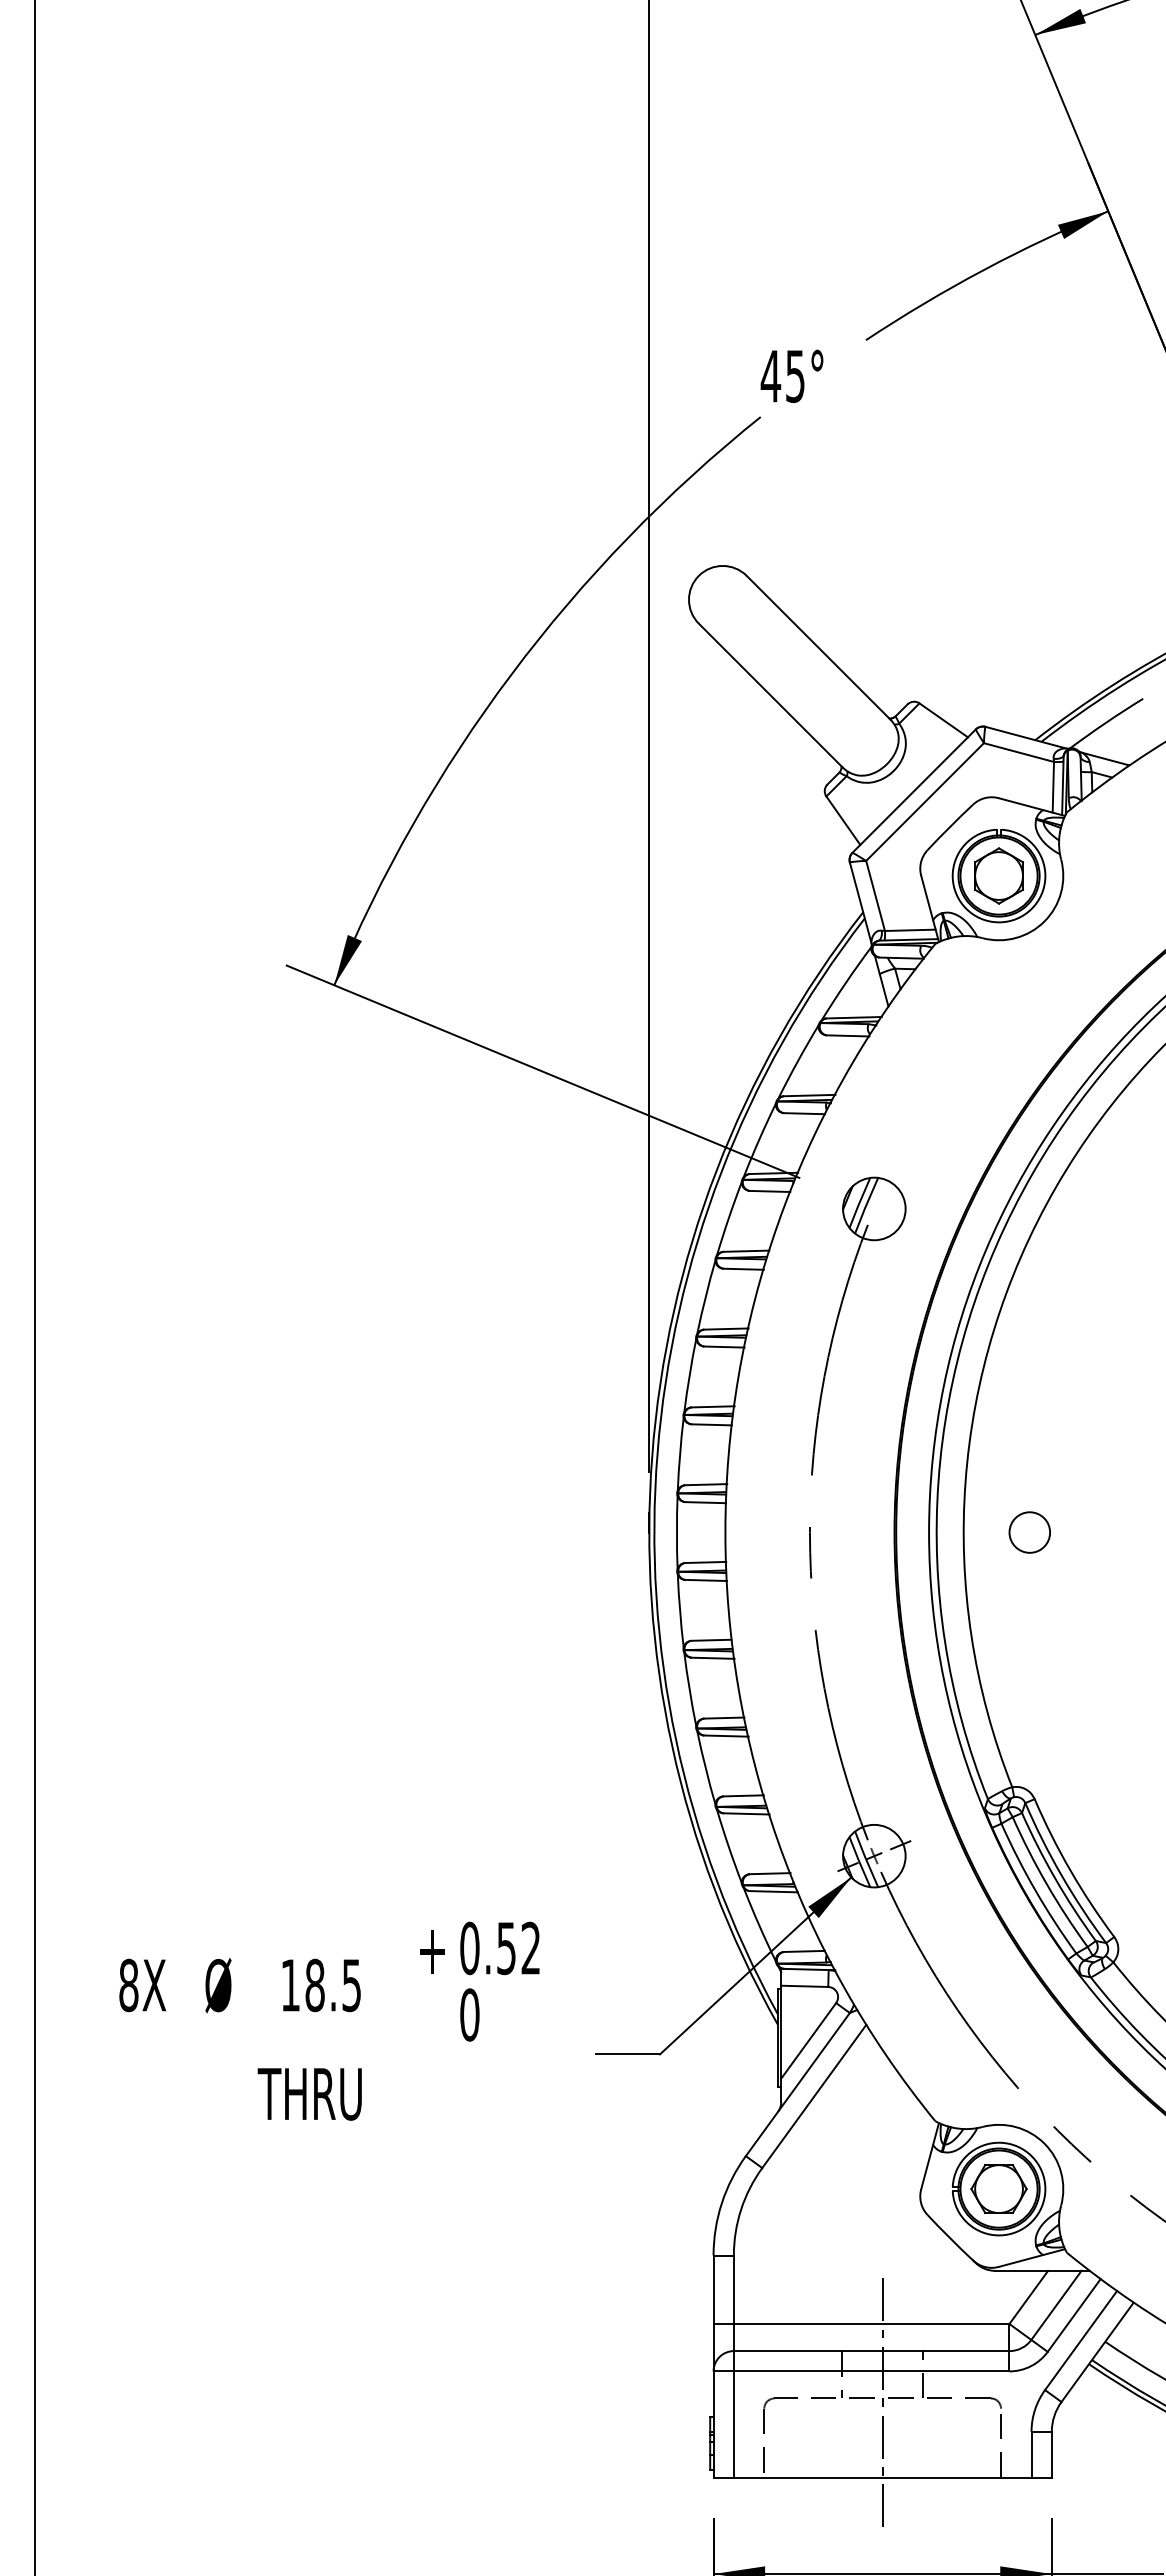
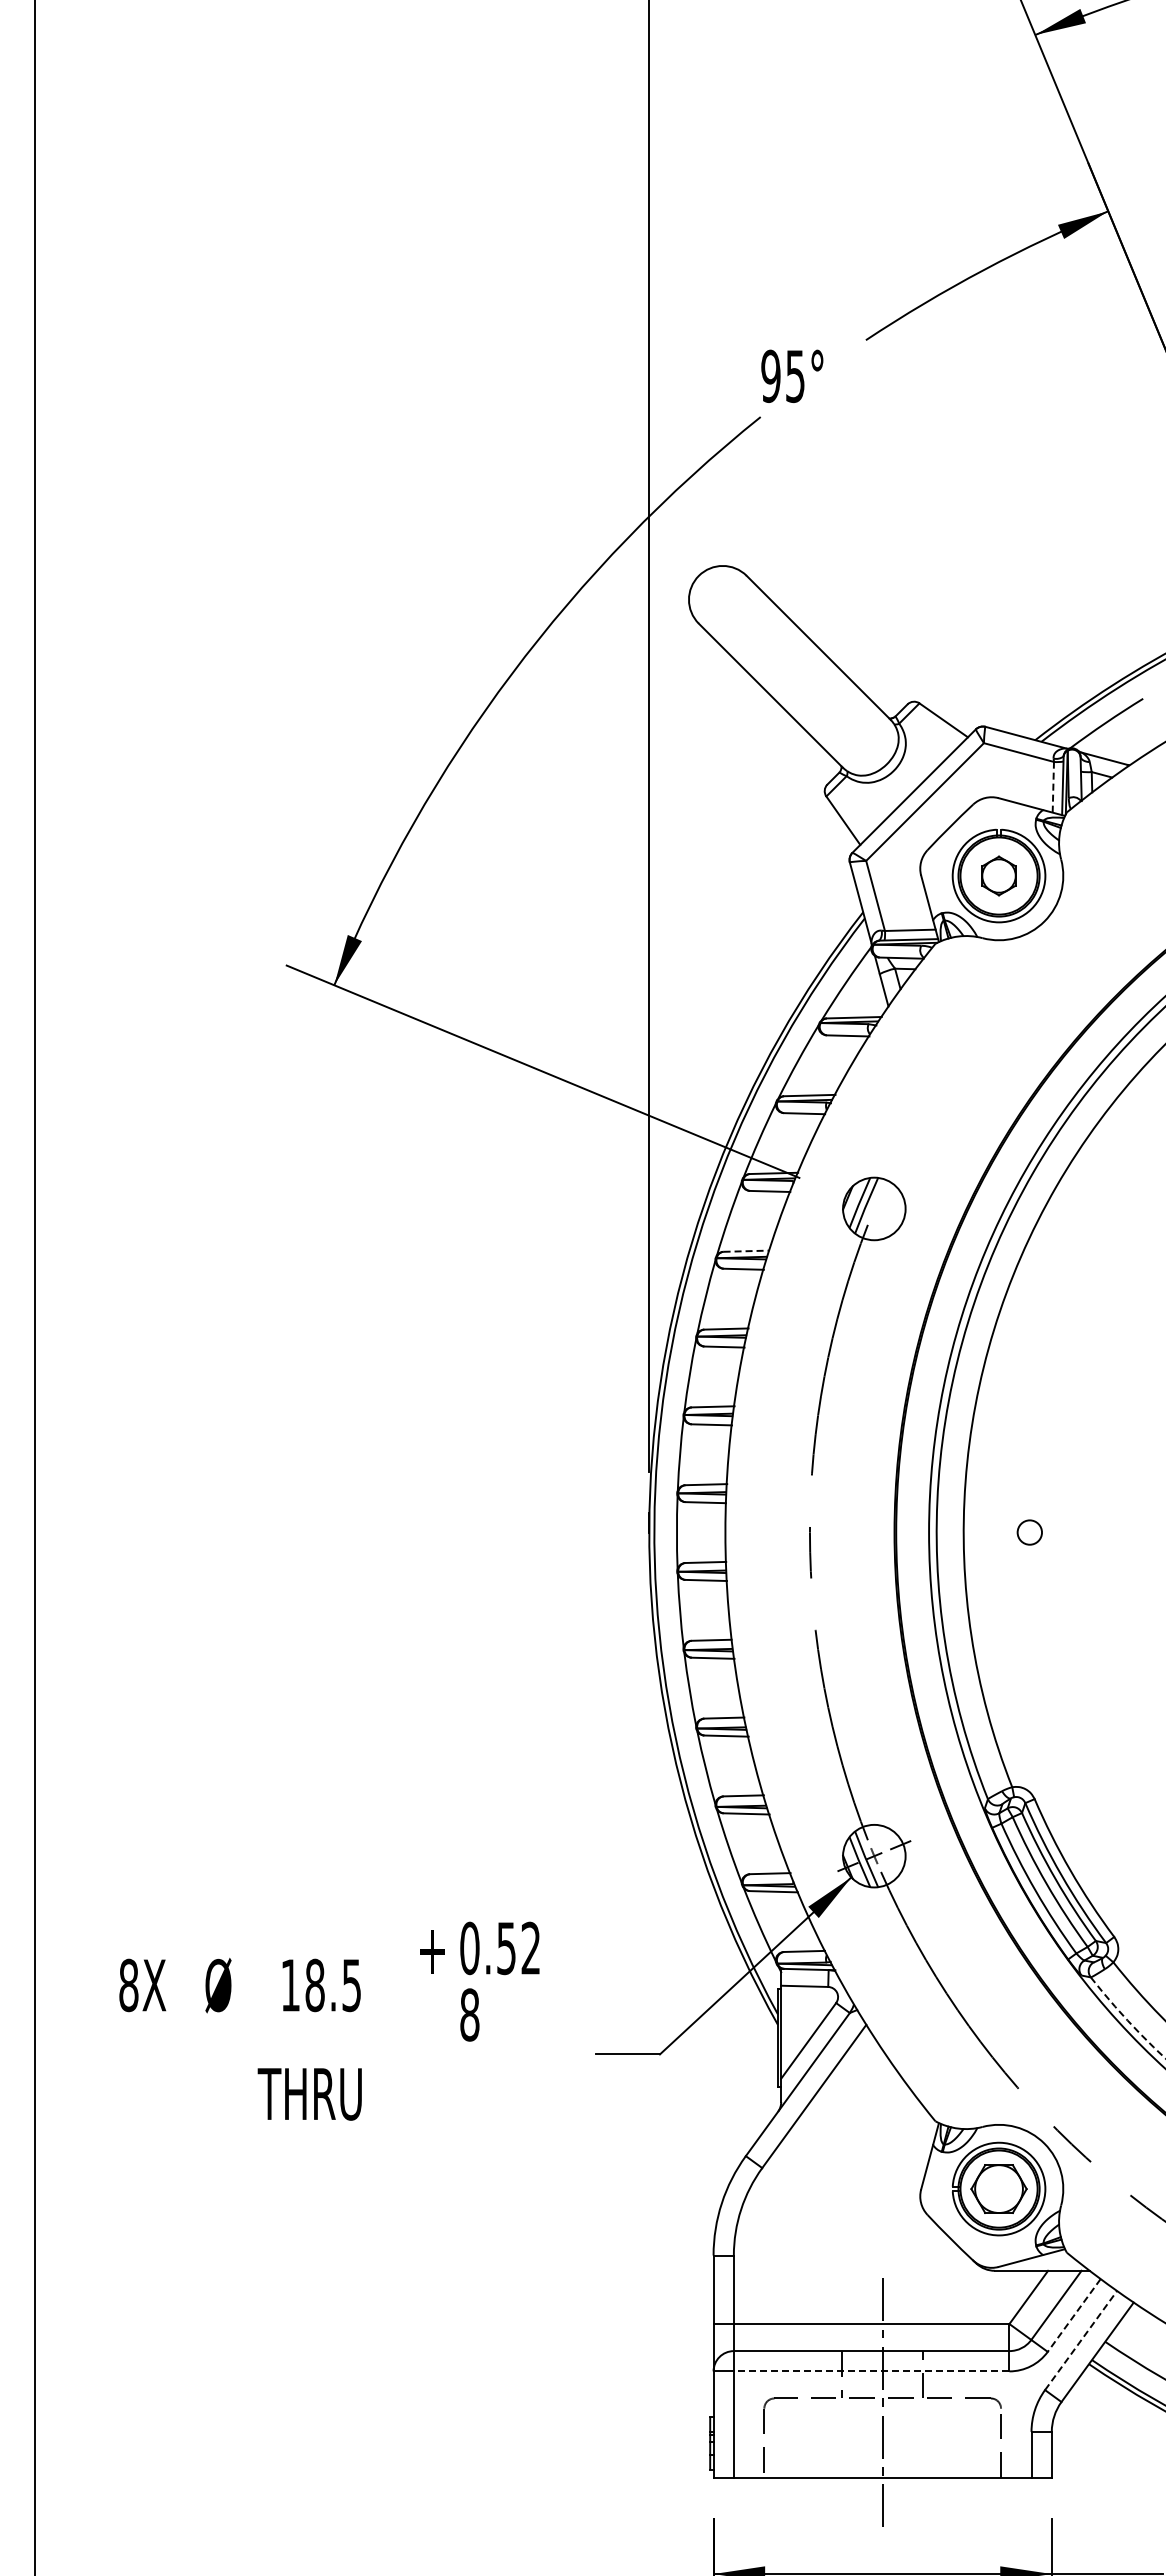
text: 45° -> 95° (770, 375)
line: solid -> dashed (1053, 786)
part size: 50x58 px -> 36x42 px (998, 875)
line: solid -> dashed (746, 1251)
circle diameter: 41 px -> 24 px (1029, 1532)
text: 0 -> 8 (469, 2014)
arc: solid -> dashed (1127, 2019)
line: solid -> dashed (1074, 2315)
line: solid -> dashed (1081, 2340)
line: solid -> dashed (871, 2371)
